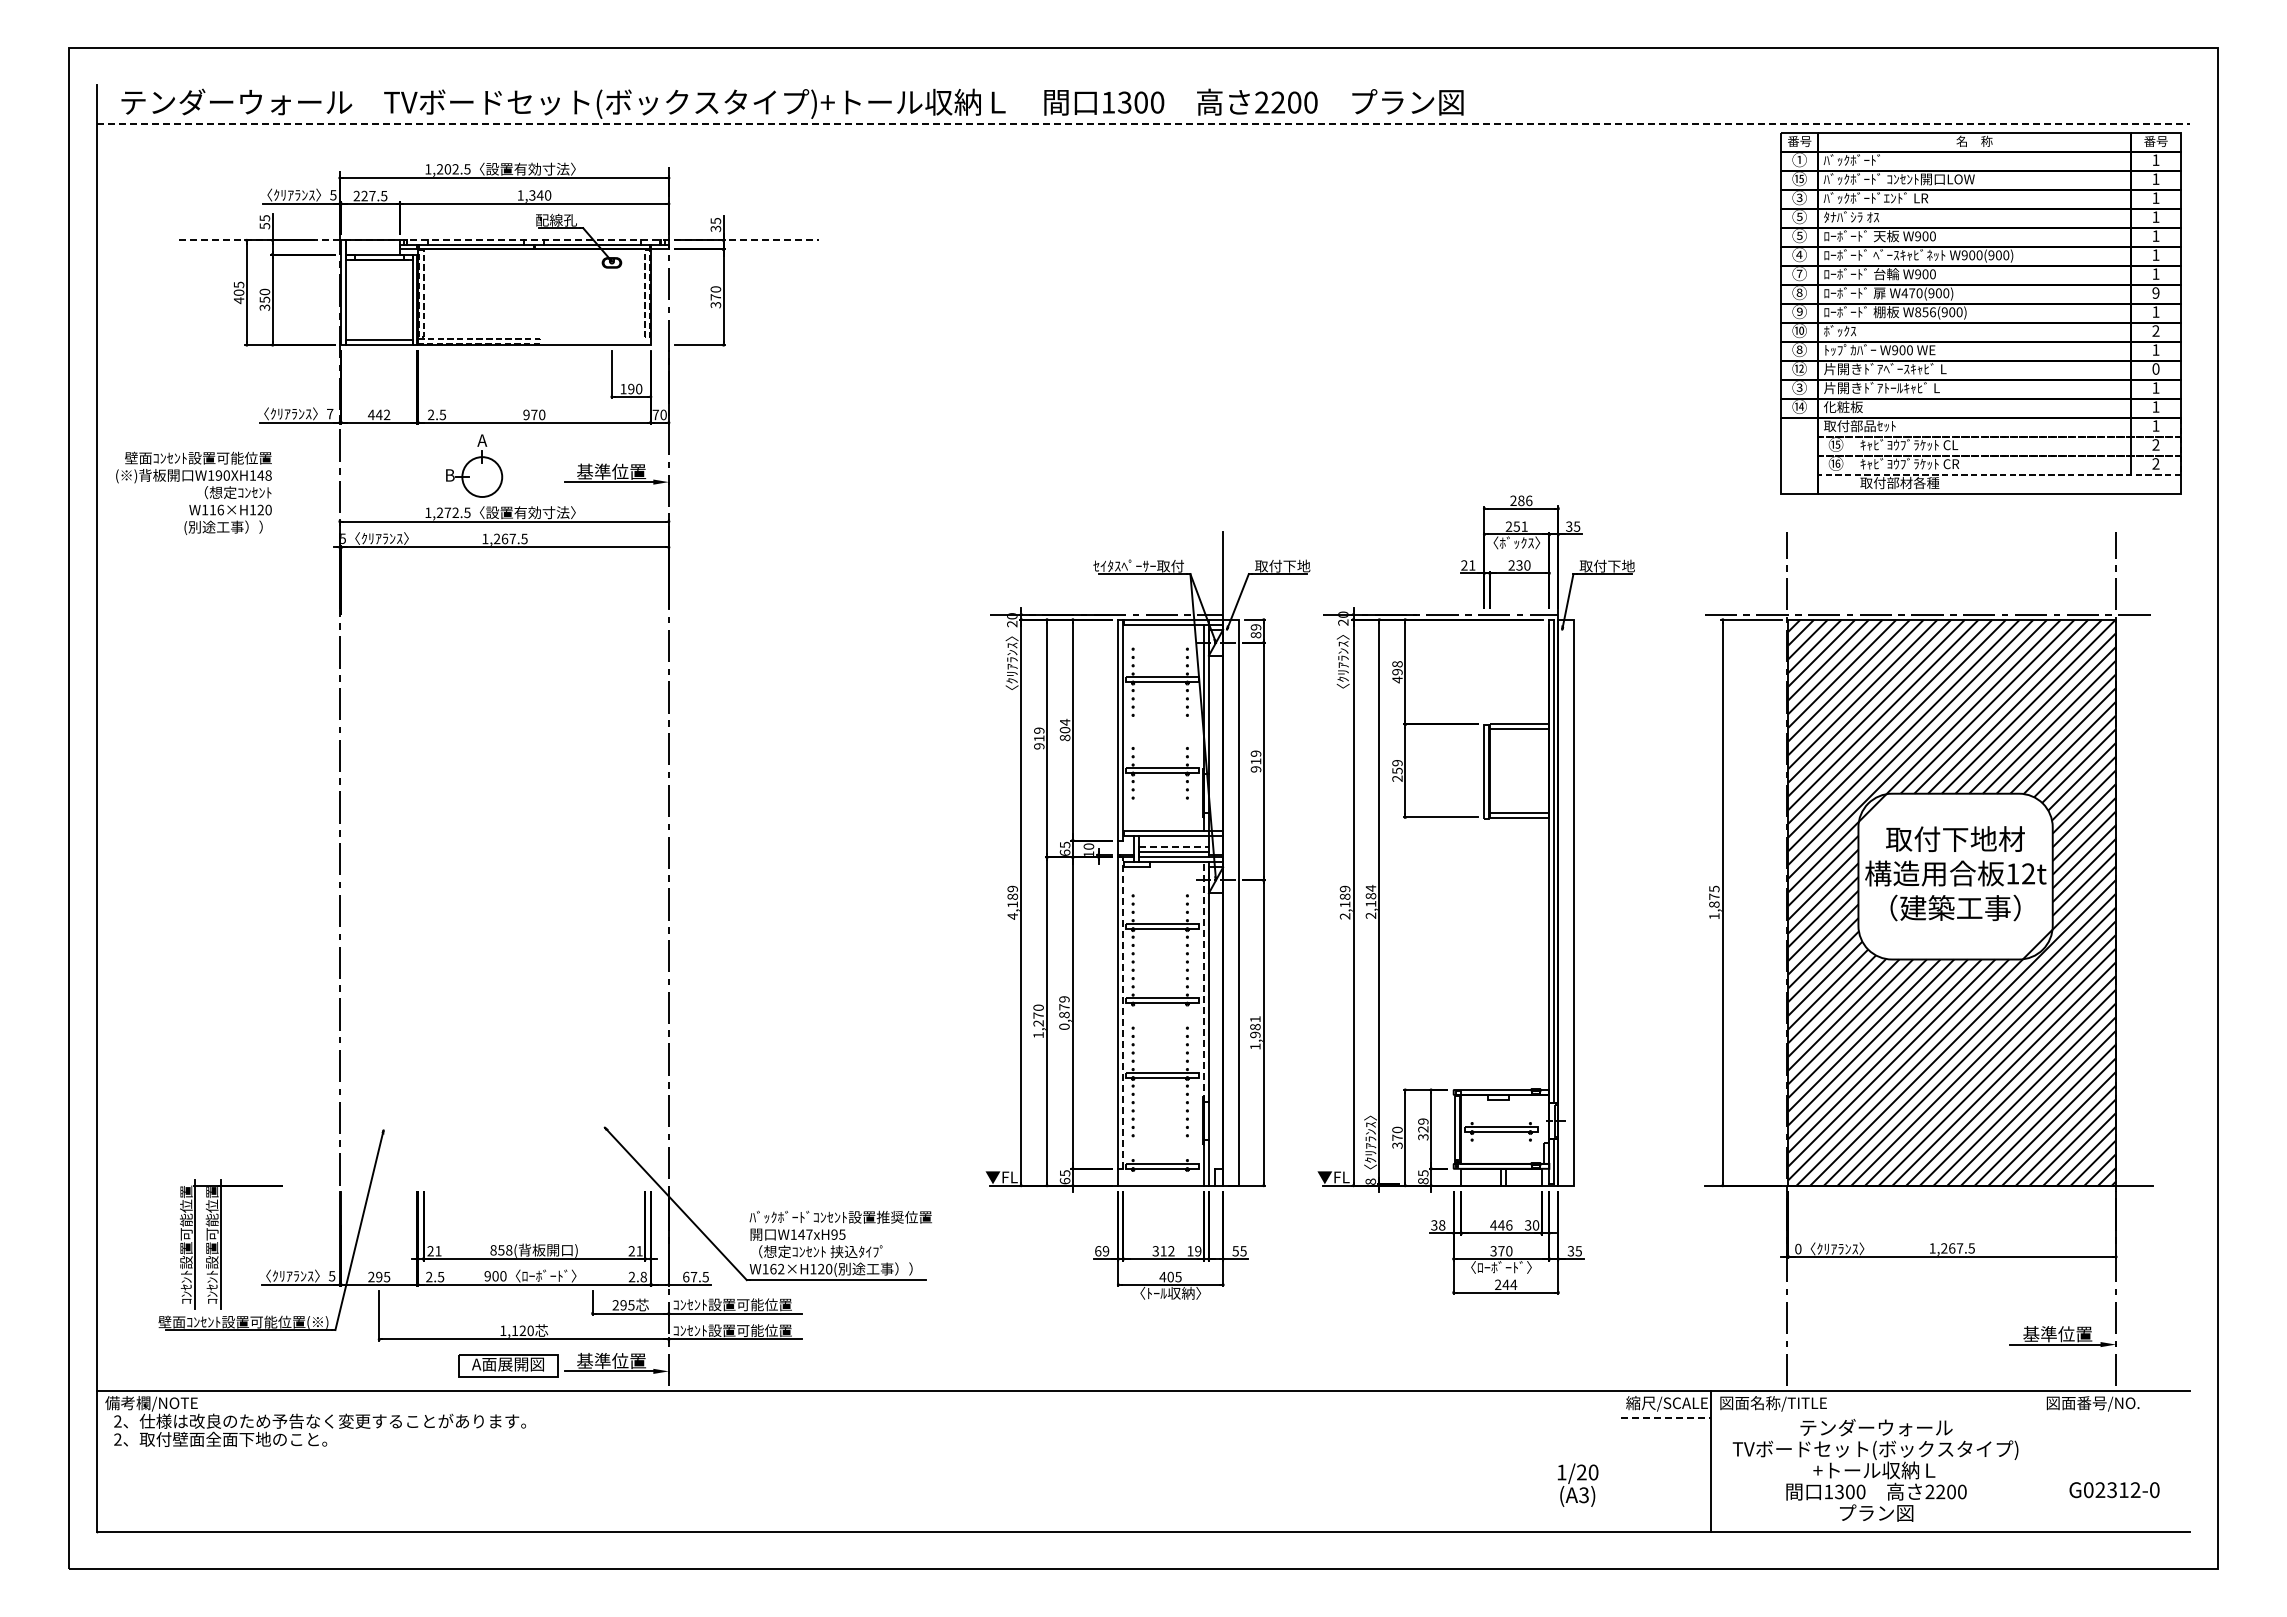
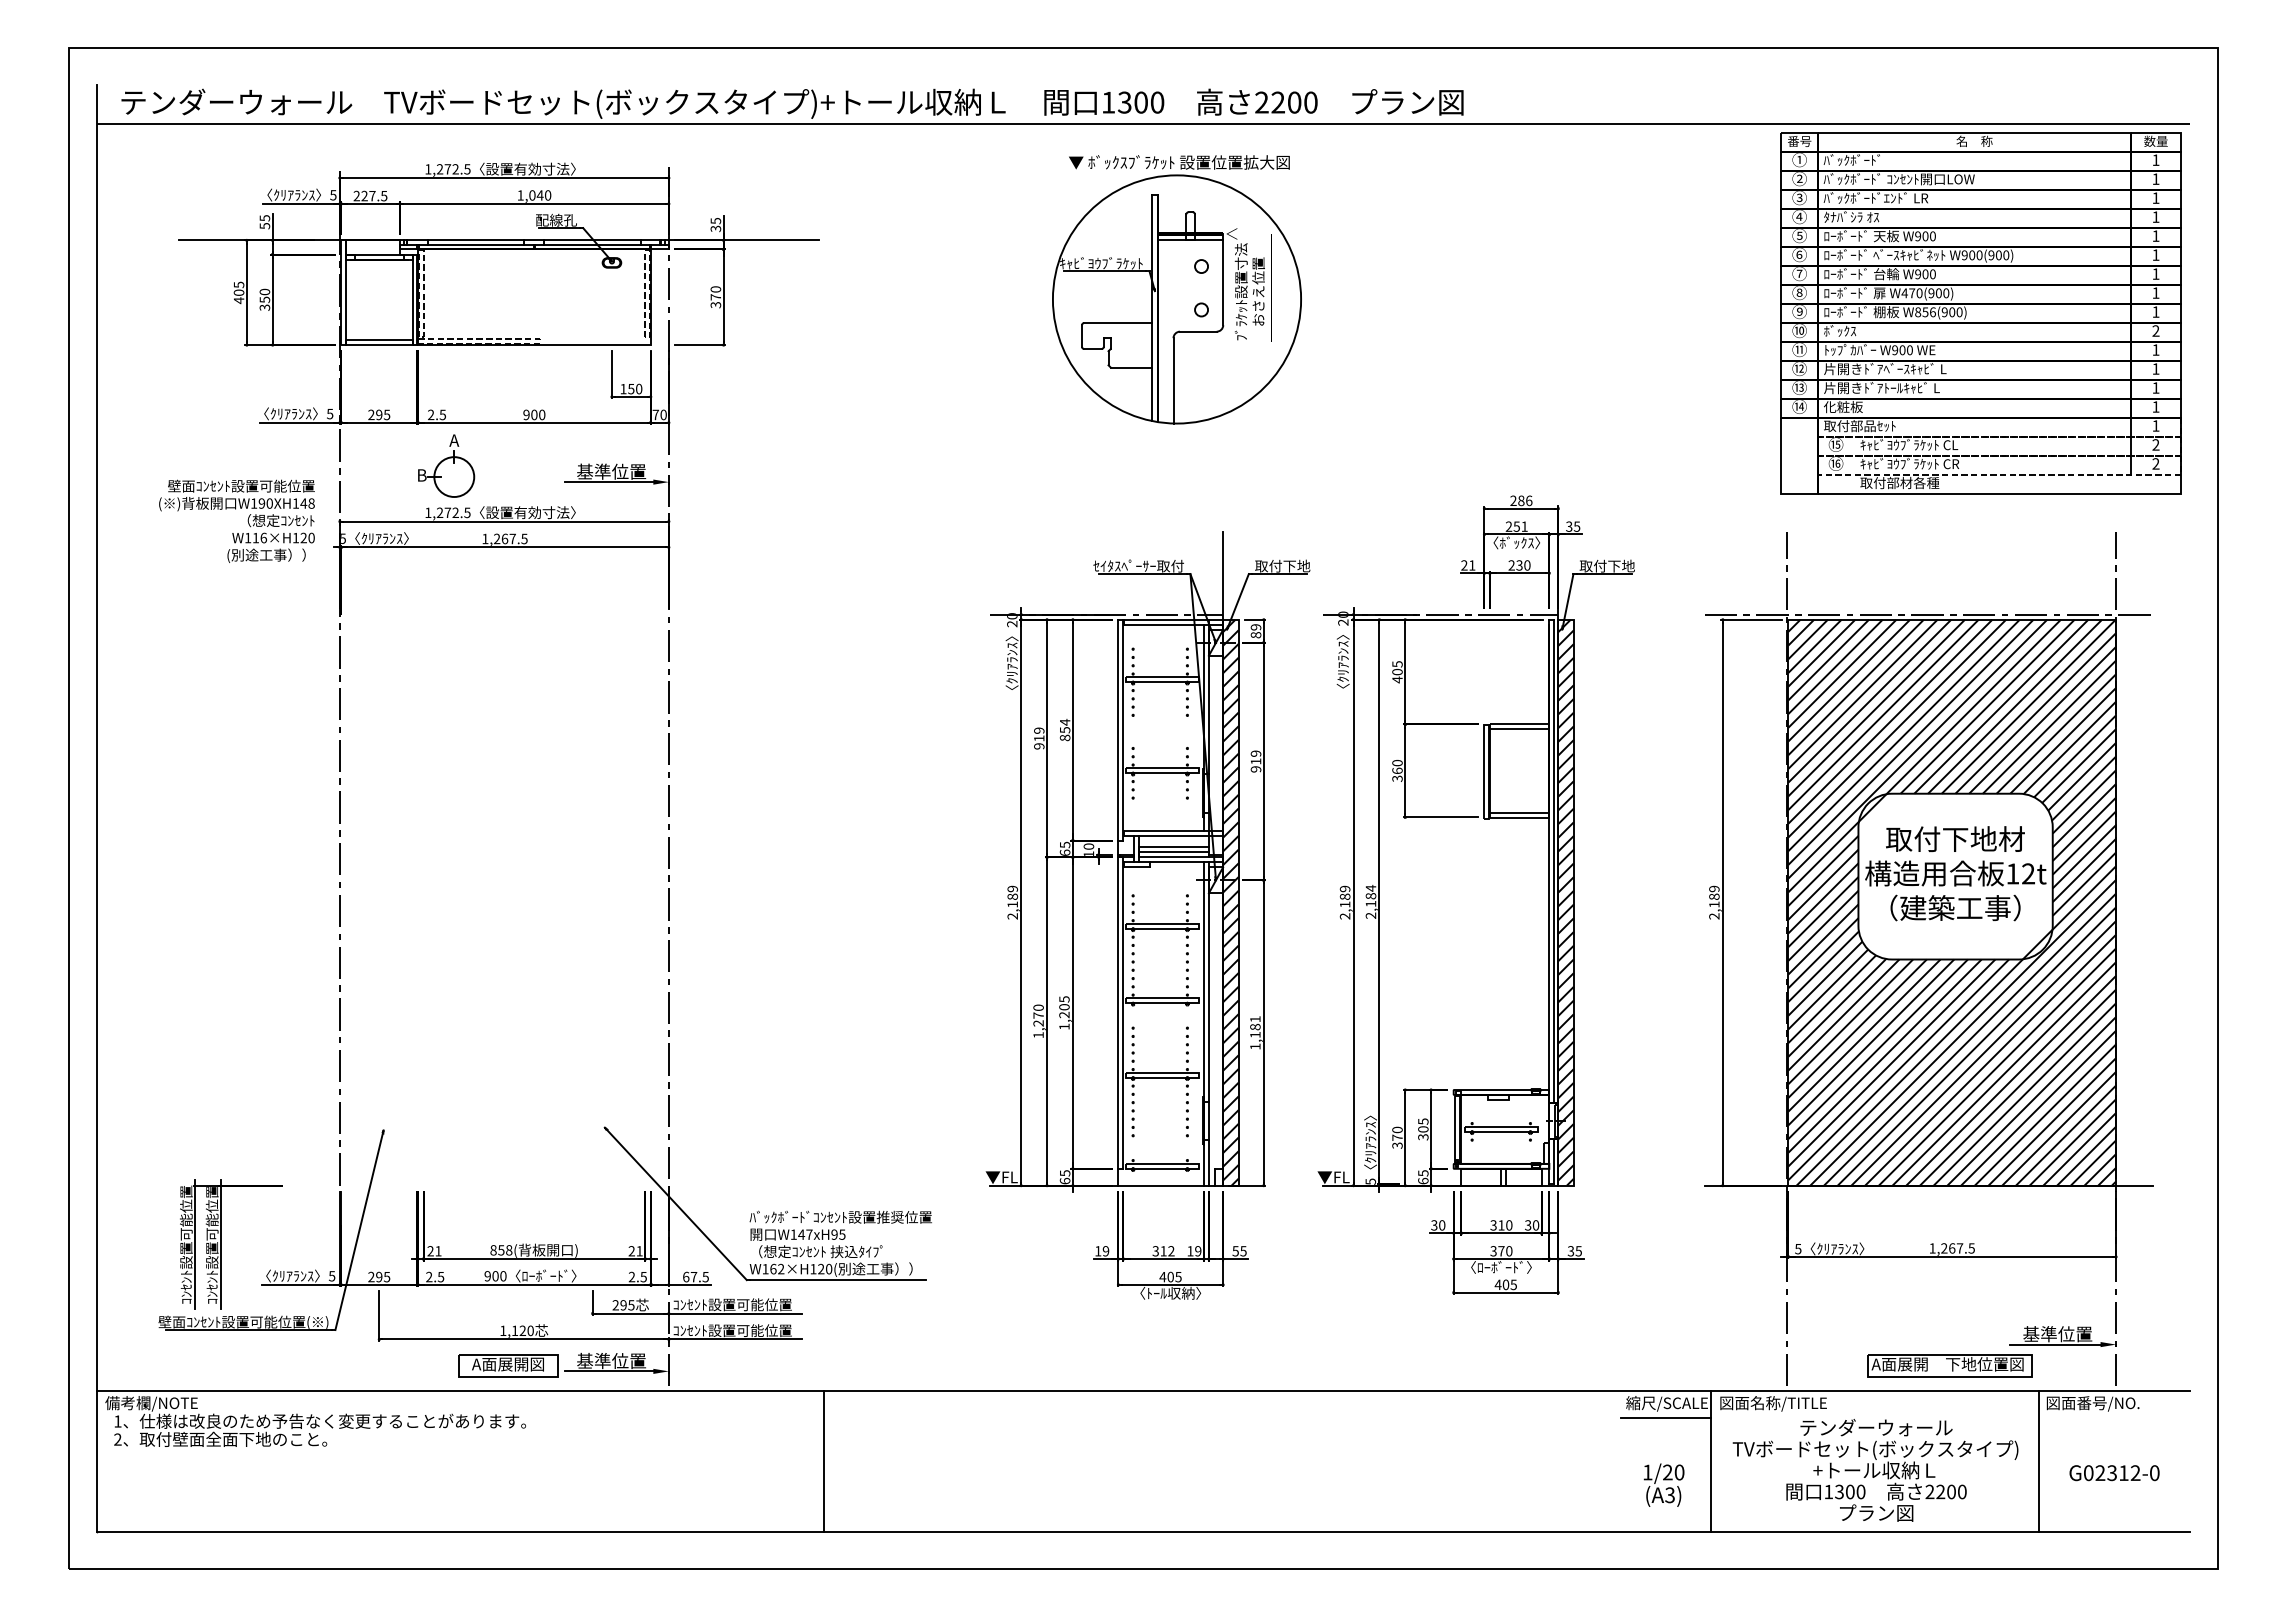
line: dashed -> solid (1143, 123)
text: 番号 -> 数量 (2155, 140)
text: 1,202.5 -> 1,272.5 (447, 169)
text: ⑮ -> ② (1799, 178)
text: 1,340 -> 1,040 (532, 195)
text: ⑤ -> ④ (1799, 216)
line: dashed -> solid (499, 240)
text: ④ -> ⑥ (1799, 254)
part: none -> present (1176, 289)
text: 9 -> 1 (2155, 292)
text: ⑧ -> ⑪ (1798, 349)
text: 0 -> 1 (2155, 368)
text: ③ -> ⑬ (1799, 387)
text: 190 -> 150 (631, 388)
text: 7 -> 5 (330, 414)
text: 442 -> 295 (378, 414)
text: 970 -> 900 (534, 414)
part position: (474, 465) -> (446, 465) (446, 465)
text position: (193, 492) -> (236, 520) (236, 520)
text: 498 -> 405 (1397, 668)
text: 804 -> 854 (1064, 730)
text: 259 -> 360 (1397, 770)
line: dashed -> solid (1174, 847)
hatch: none -> present (1230, 902)
hatch: none -> present (1565, 902)
text: 1,875 -> 2,189 (1714, 902)
text: 4,189 -> 2,189 (1012, 916)
line: dashed -> solid (1204, 982)
text: 0,879 -> 1,205 (1064, 1012)
line: dashed -> solid (1123, 1013)
text: 1,981 -> 1,181 (1255, 1034)
text: 329 -> 305 (1423, 1125)
text: 8 -> 5 (1370, 1181)
text: 85 -> 65 (1423, 1181)
text: 38 -> 30 (1442, 1225)
text: 446 -> 310 (1501, 1225)
text: 0 -> 5 (1798, 1248)
text: 69 -> 19 (1098, 1251)
text: 2.8 -> 2.5 (643, 1276)
text: 244 -> 405 (1505, 1284)
part: none -> present (1949, 1365)
line: dashed -> solid (1666, 1418)
text: 2 -> 1 (117, 1421)
line: none -> present (823, 1461)
line: none -> present (2038, 1461)
text position: (1577, 1484) -> (1663, 1484) (1663, 1484)
text position: (2114, 1490) -> (2114, 1473) (2114, 1473)
